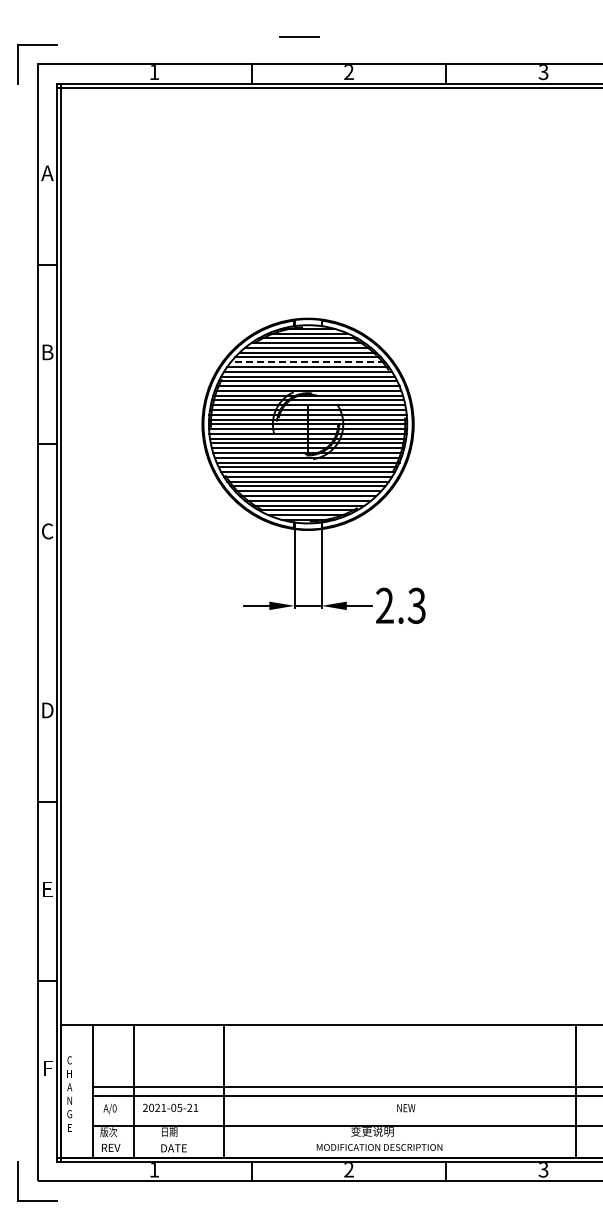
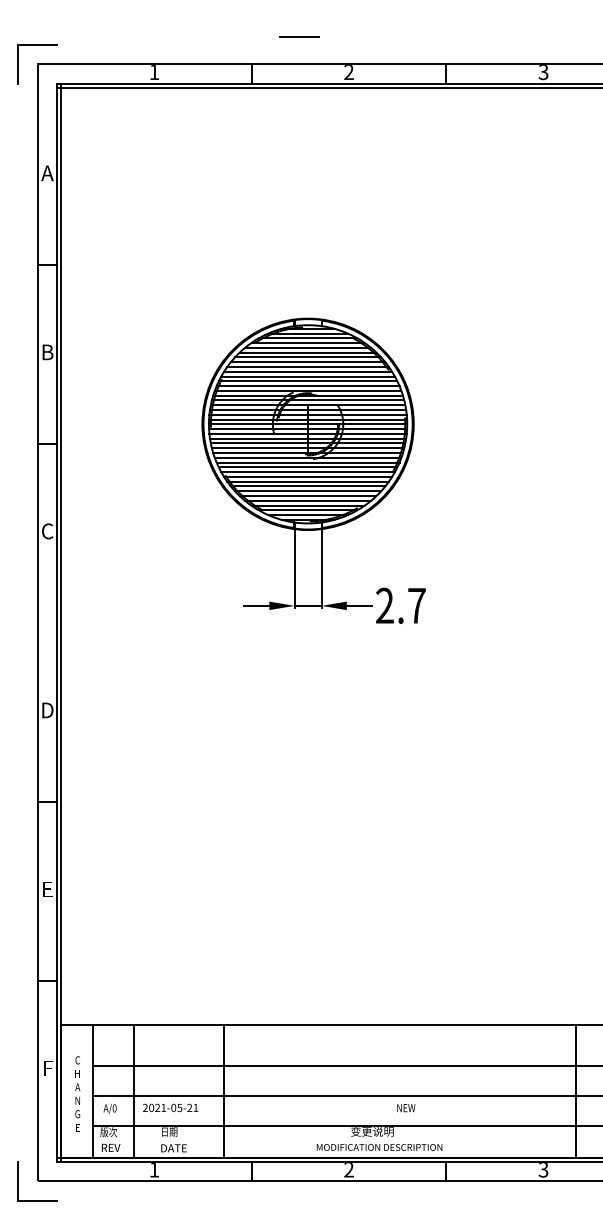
line: dashed -> solid (307, 362)
text: 2.3 -> 2.7 (416, 605)
line position: (345, 1087) -> (345, 1066) (345, 1066)
text position: (69, 1093) -> (77, 1093) (77, 1093)
